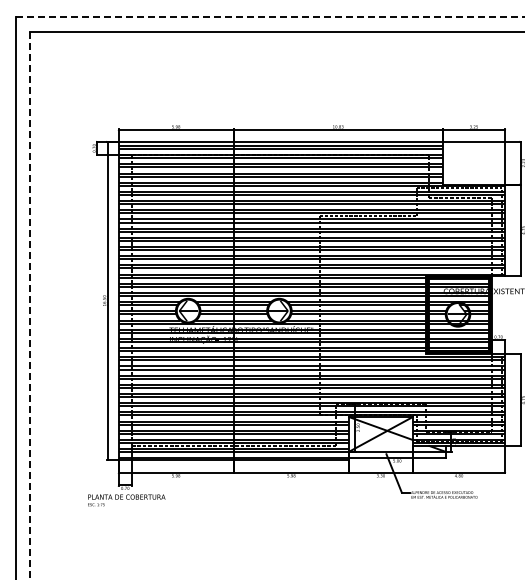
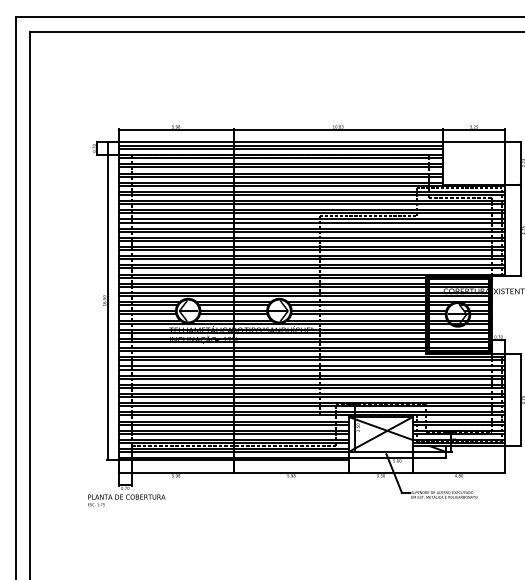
line: dashed -> solid (270, 17)
line: dashed -> solid (29, 305)
